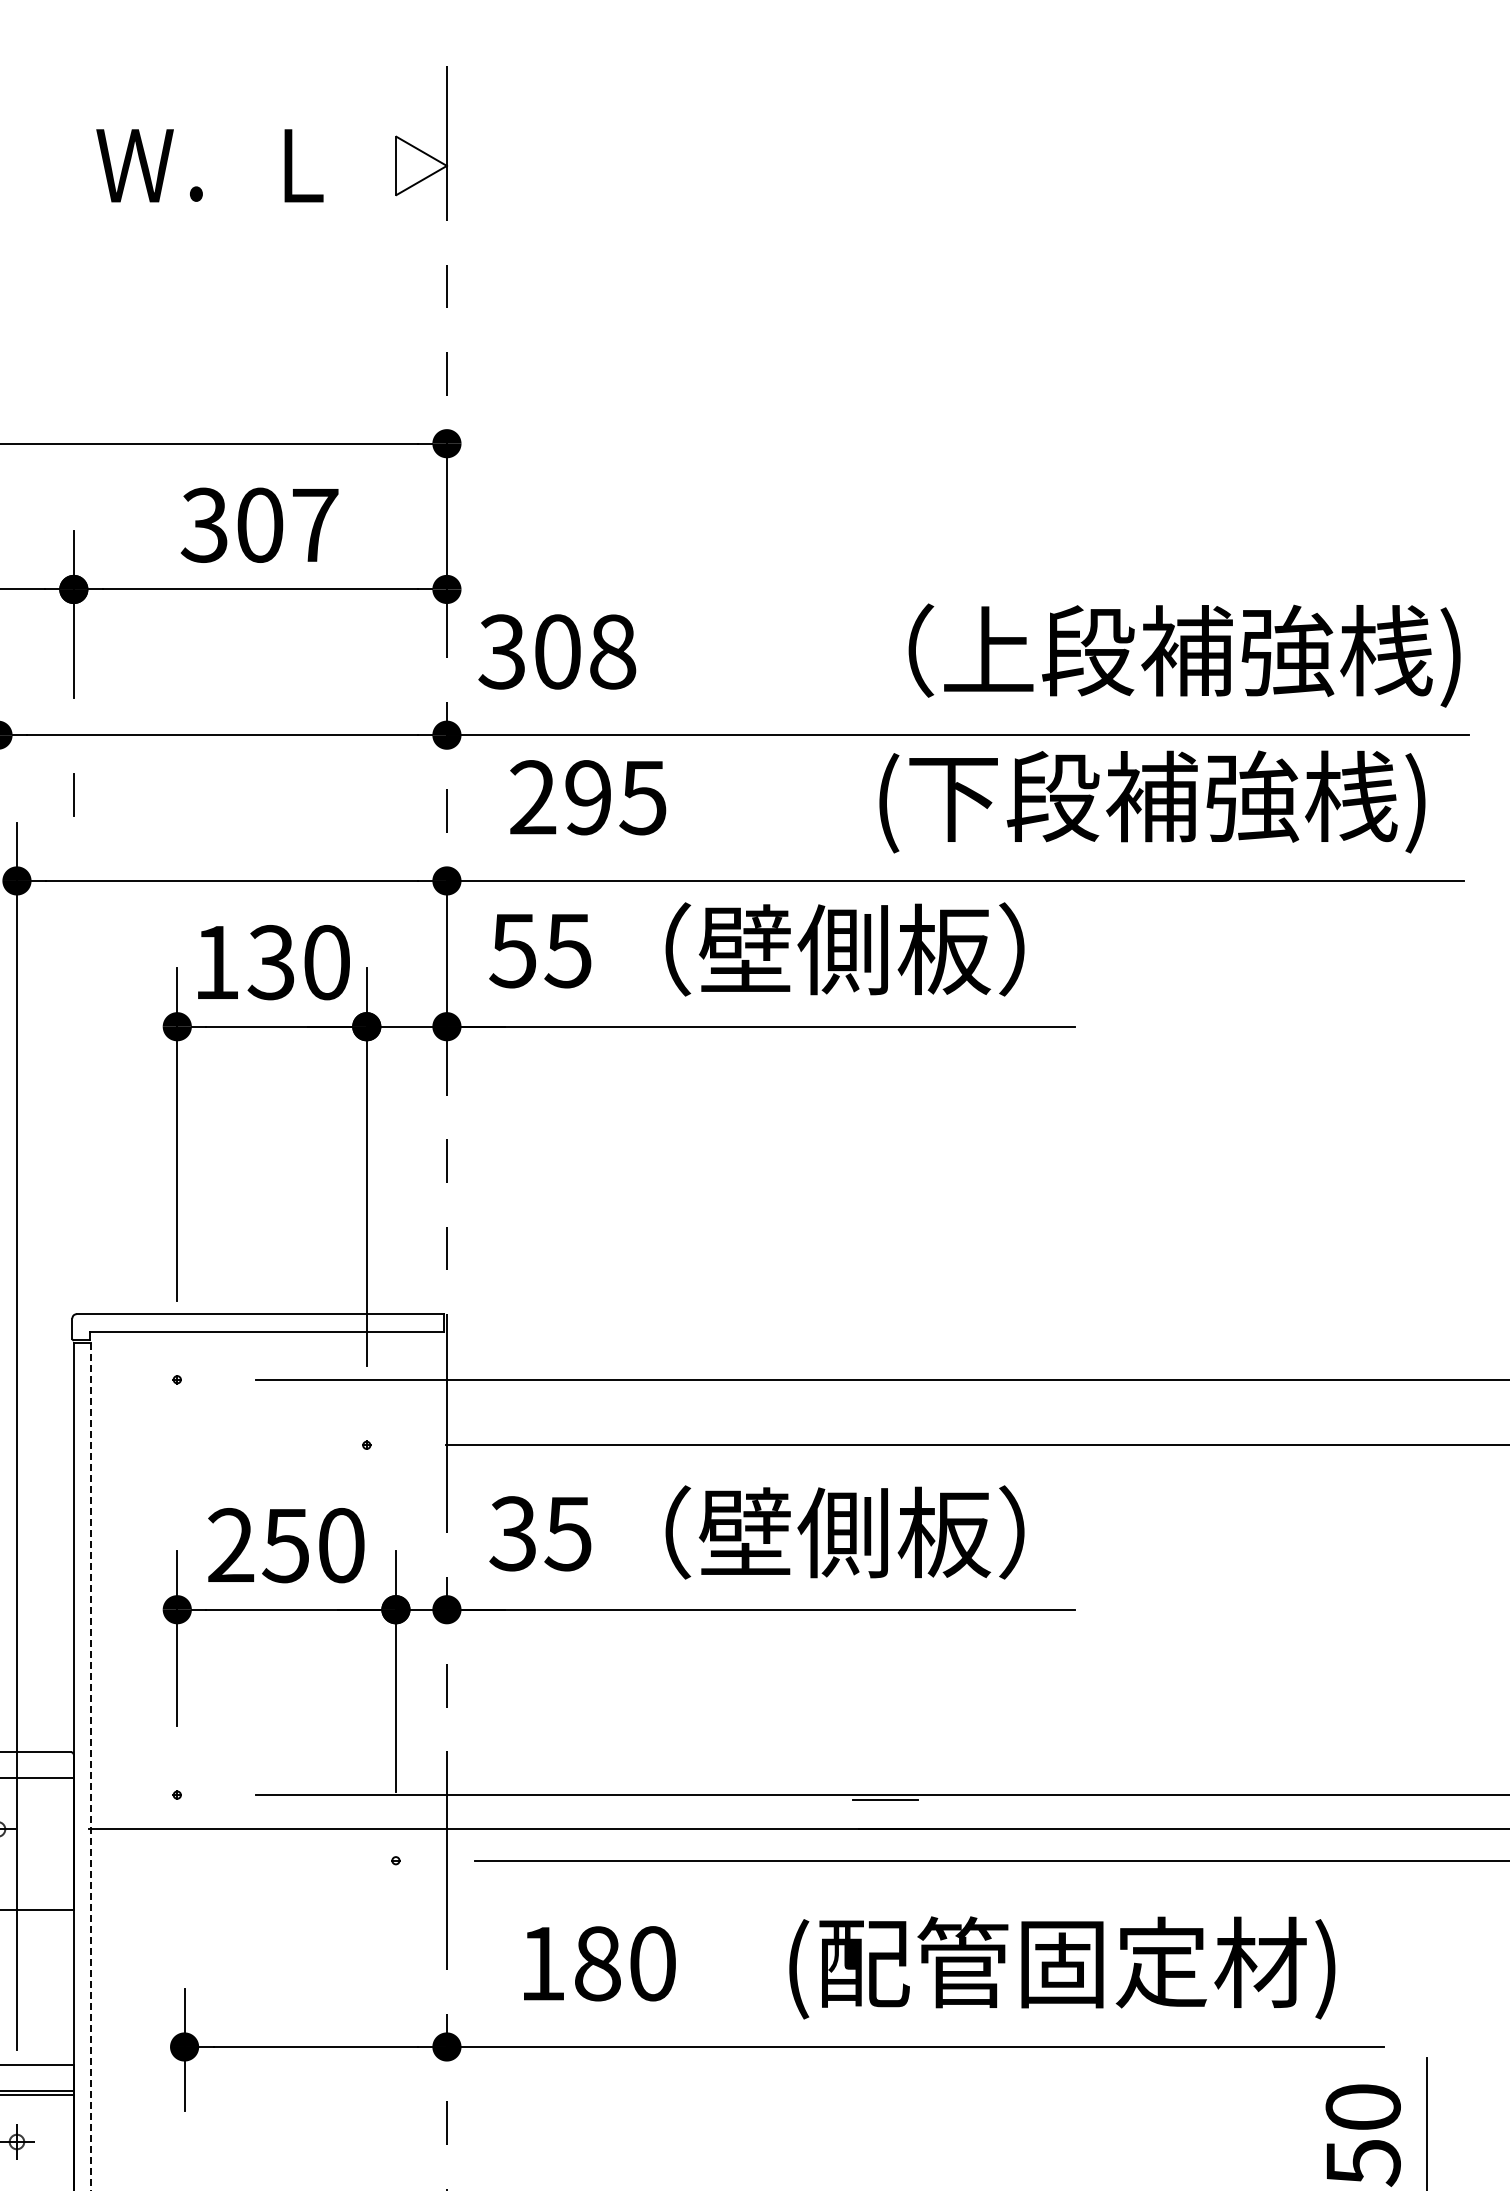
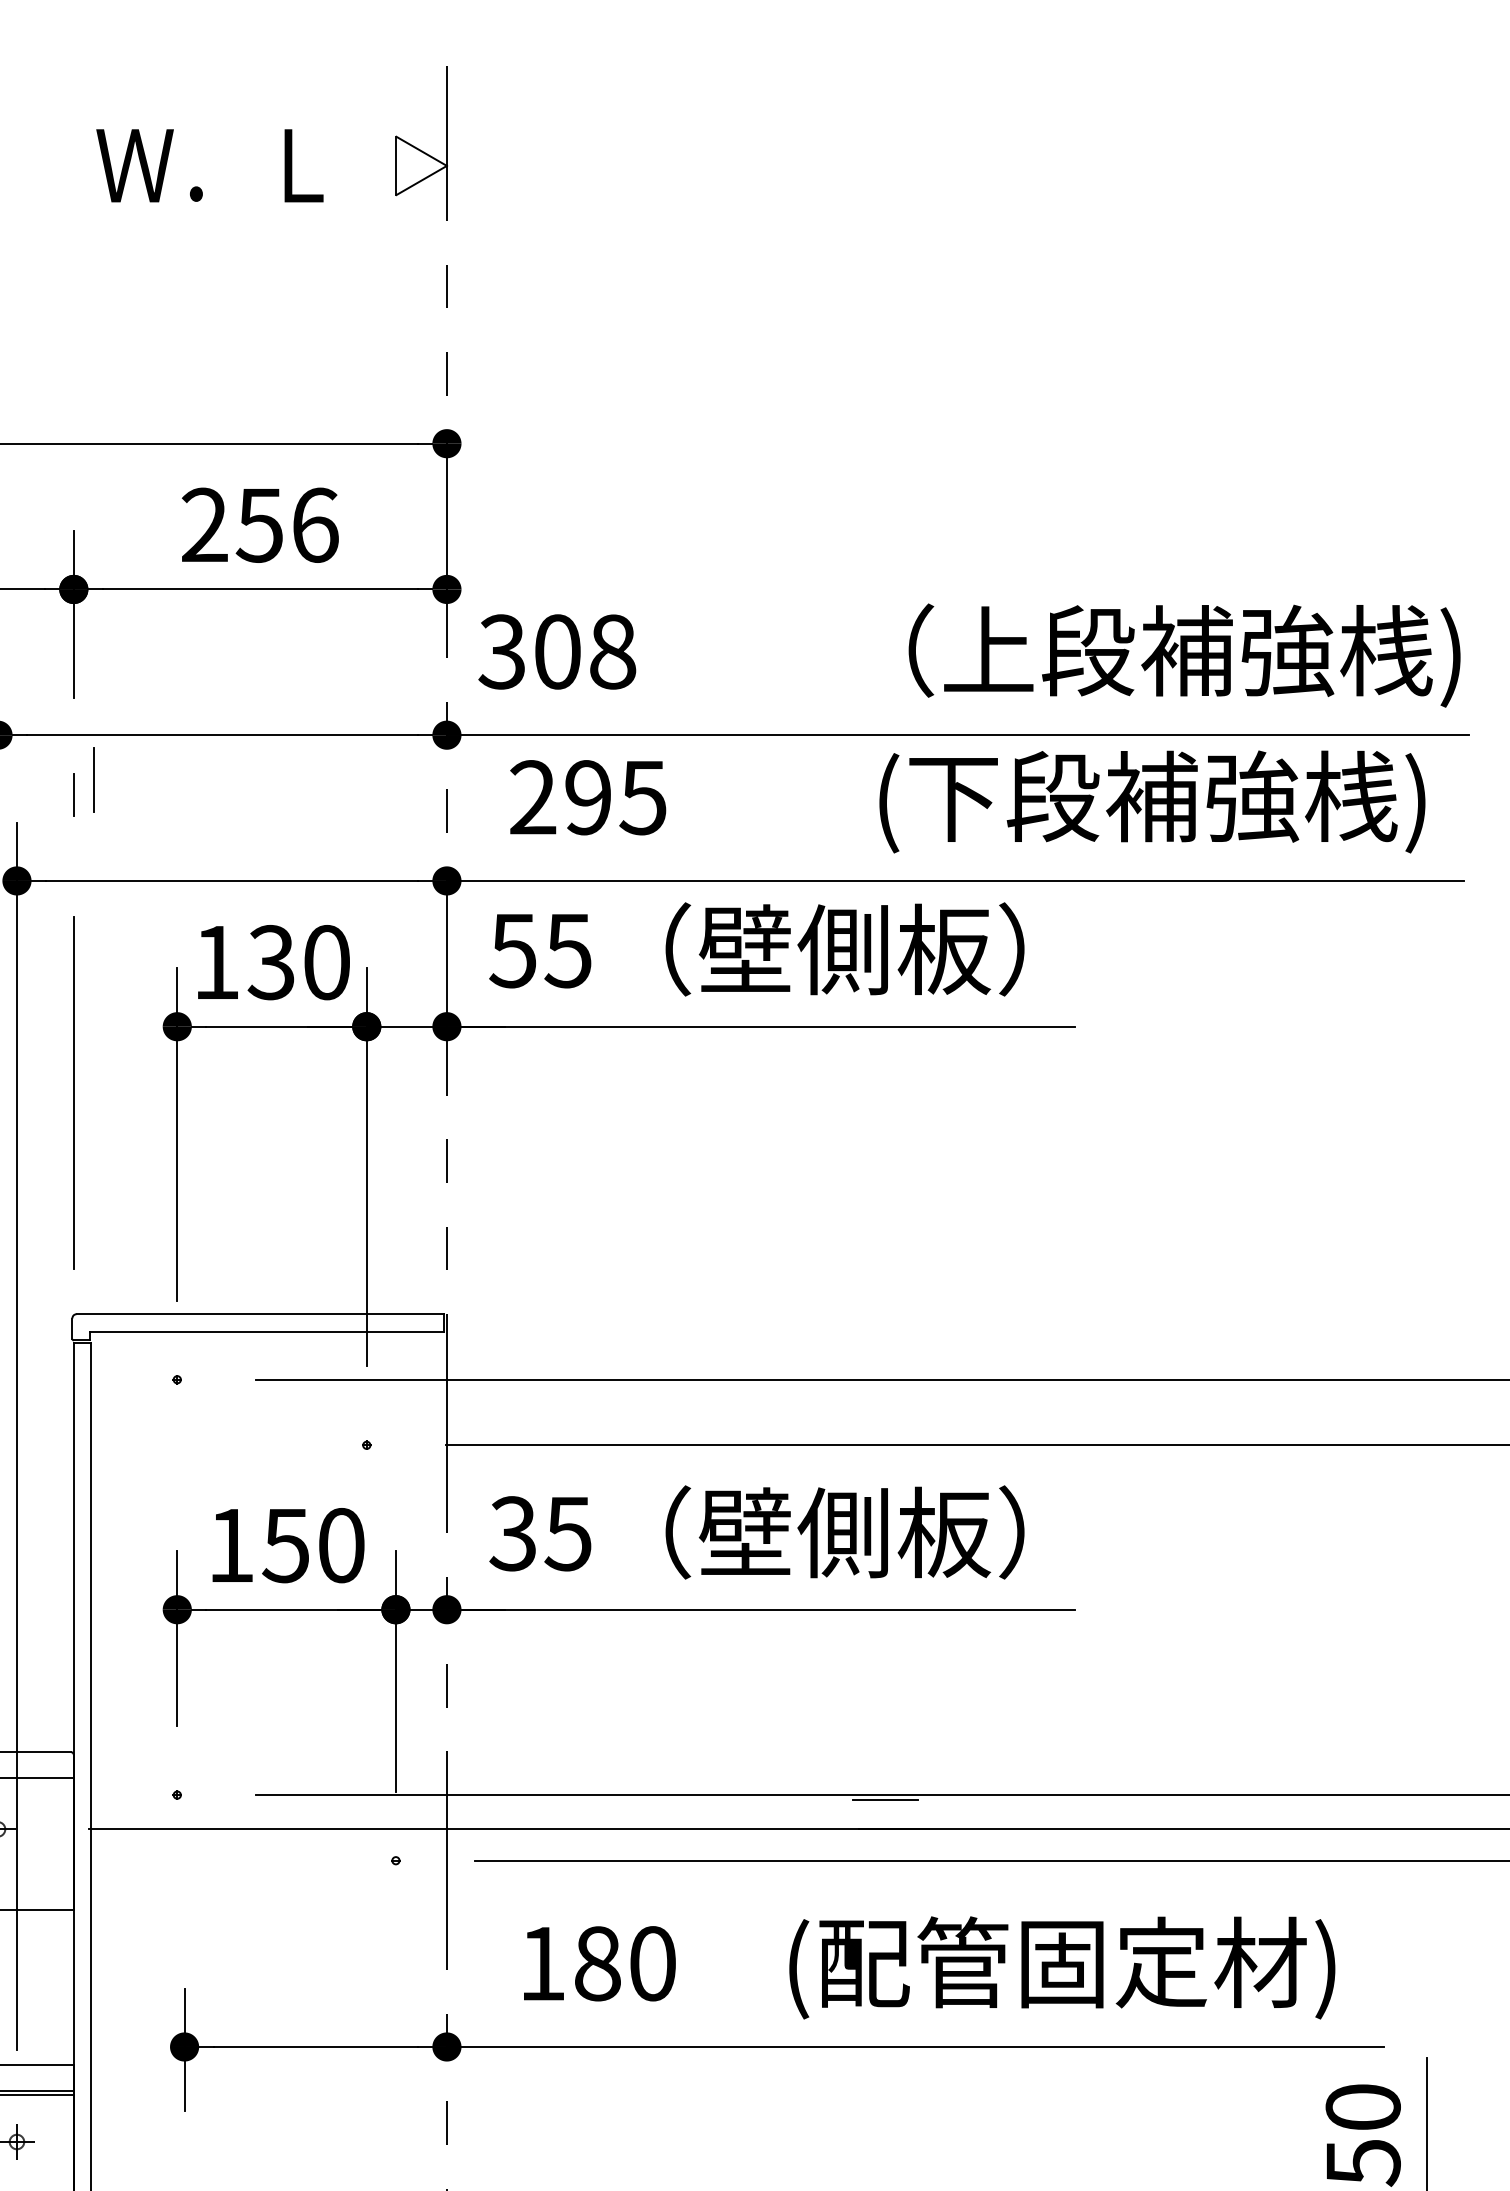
text: 307 -> 256 (259, 524)
line: none -> present (94, 779)
line: none -> present (73, 1092)
text: 250 -> 150 (231, 1544)
line: dashed -> solid (91, 1767)
